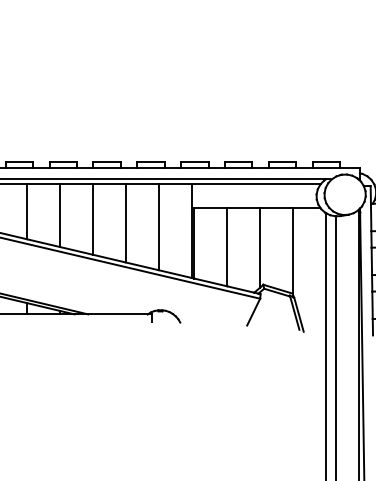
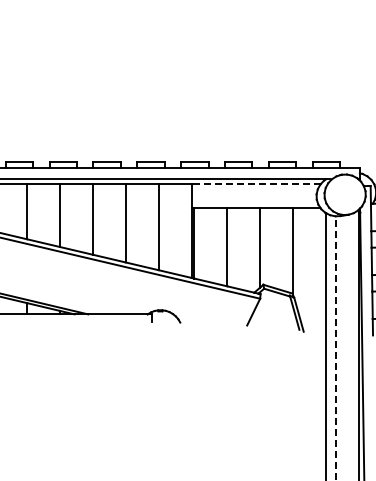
line: solid -> dashed (255, 184)
line: solid -> dashed (335, 347)
